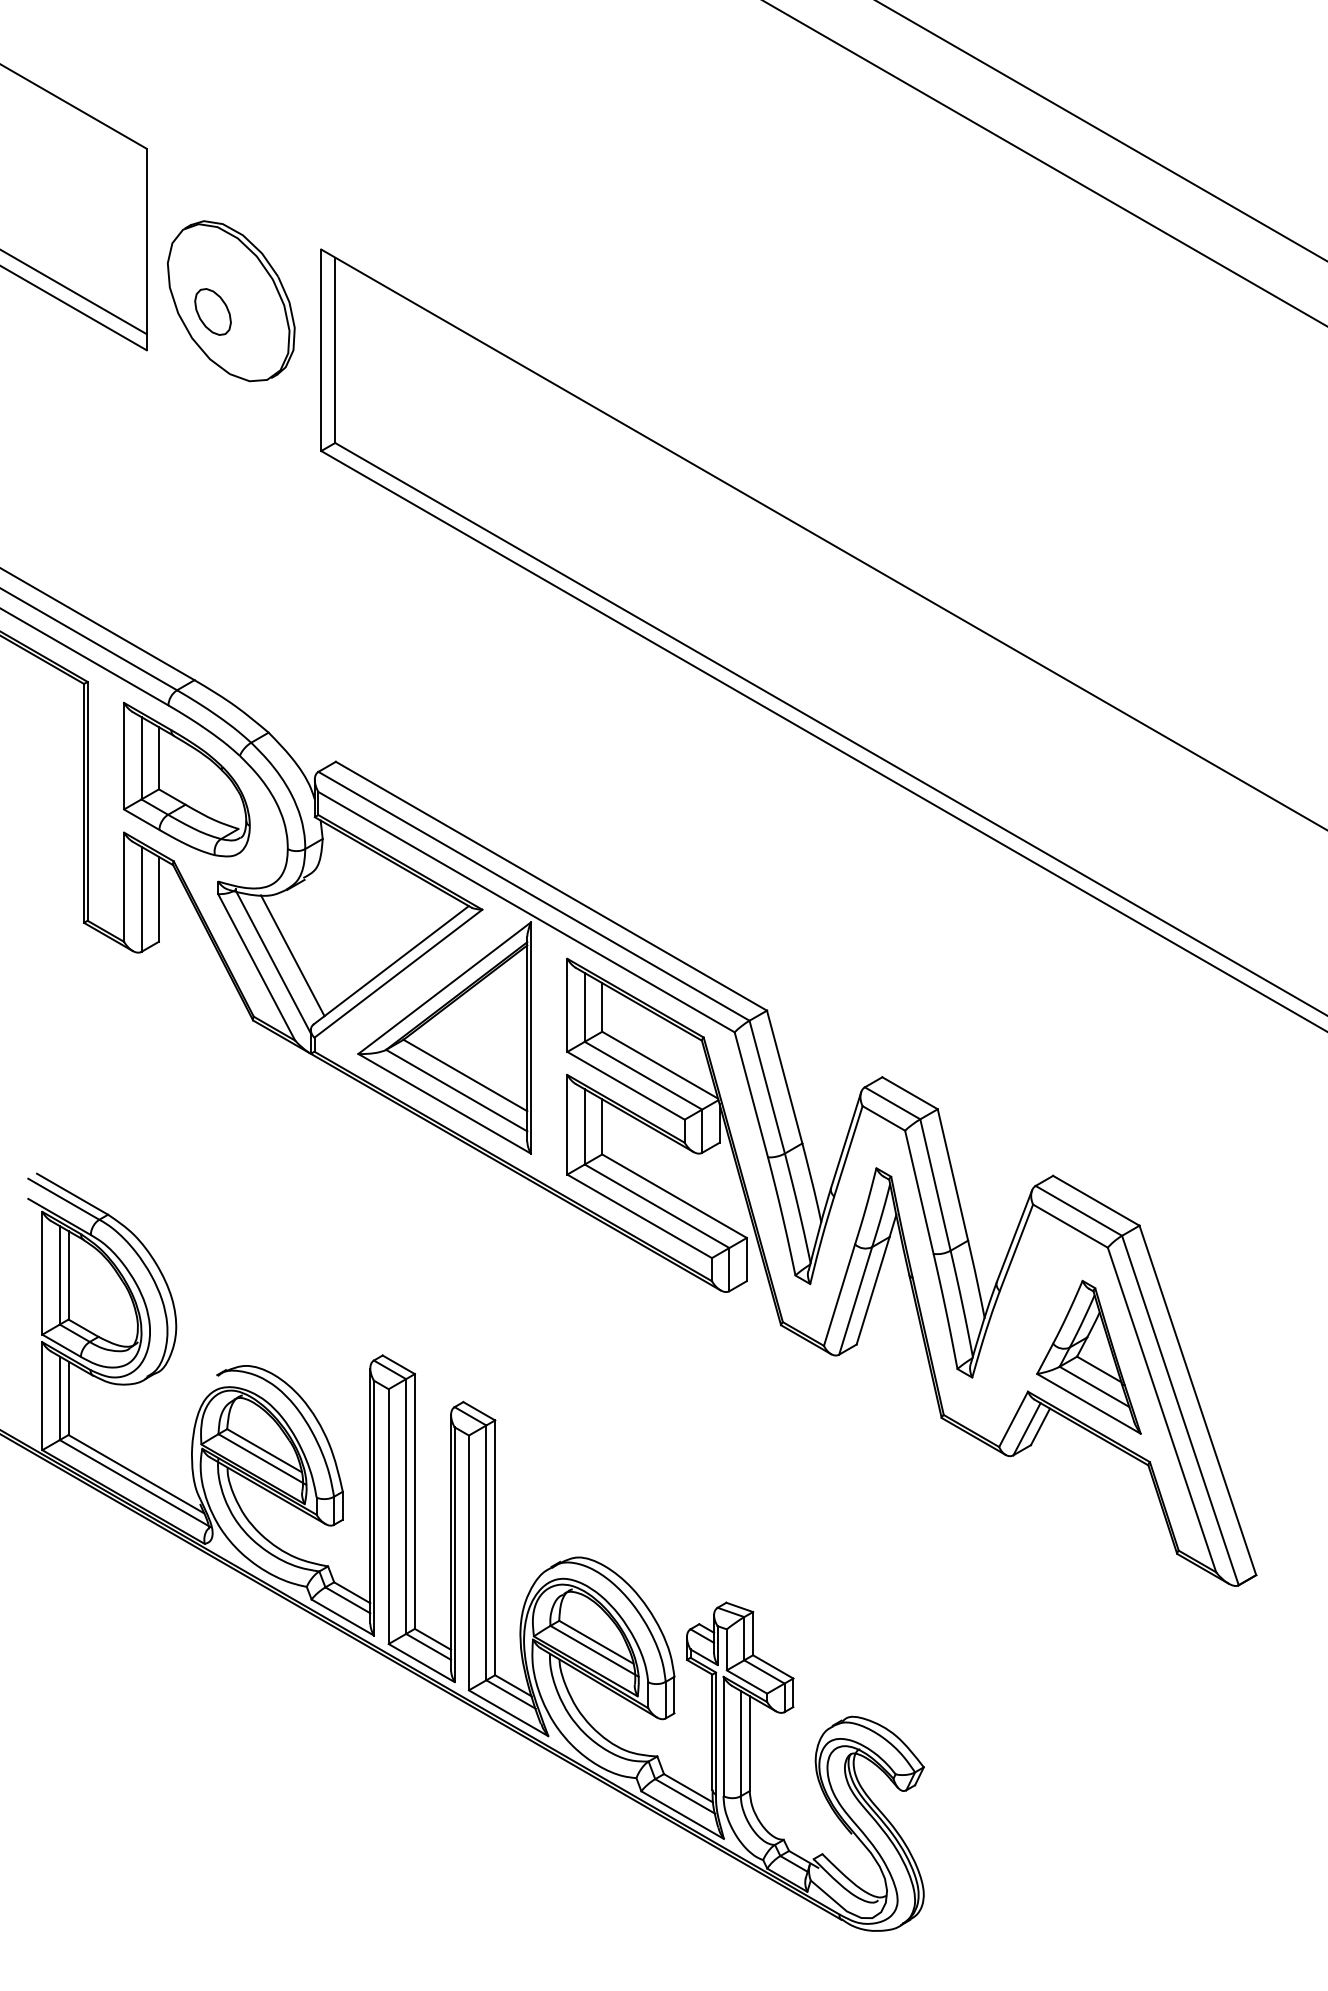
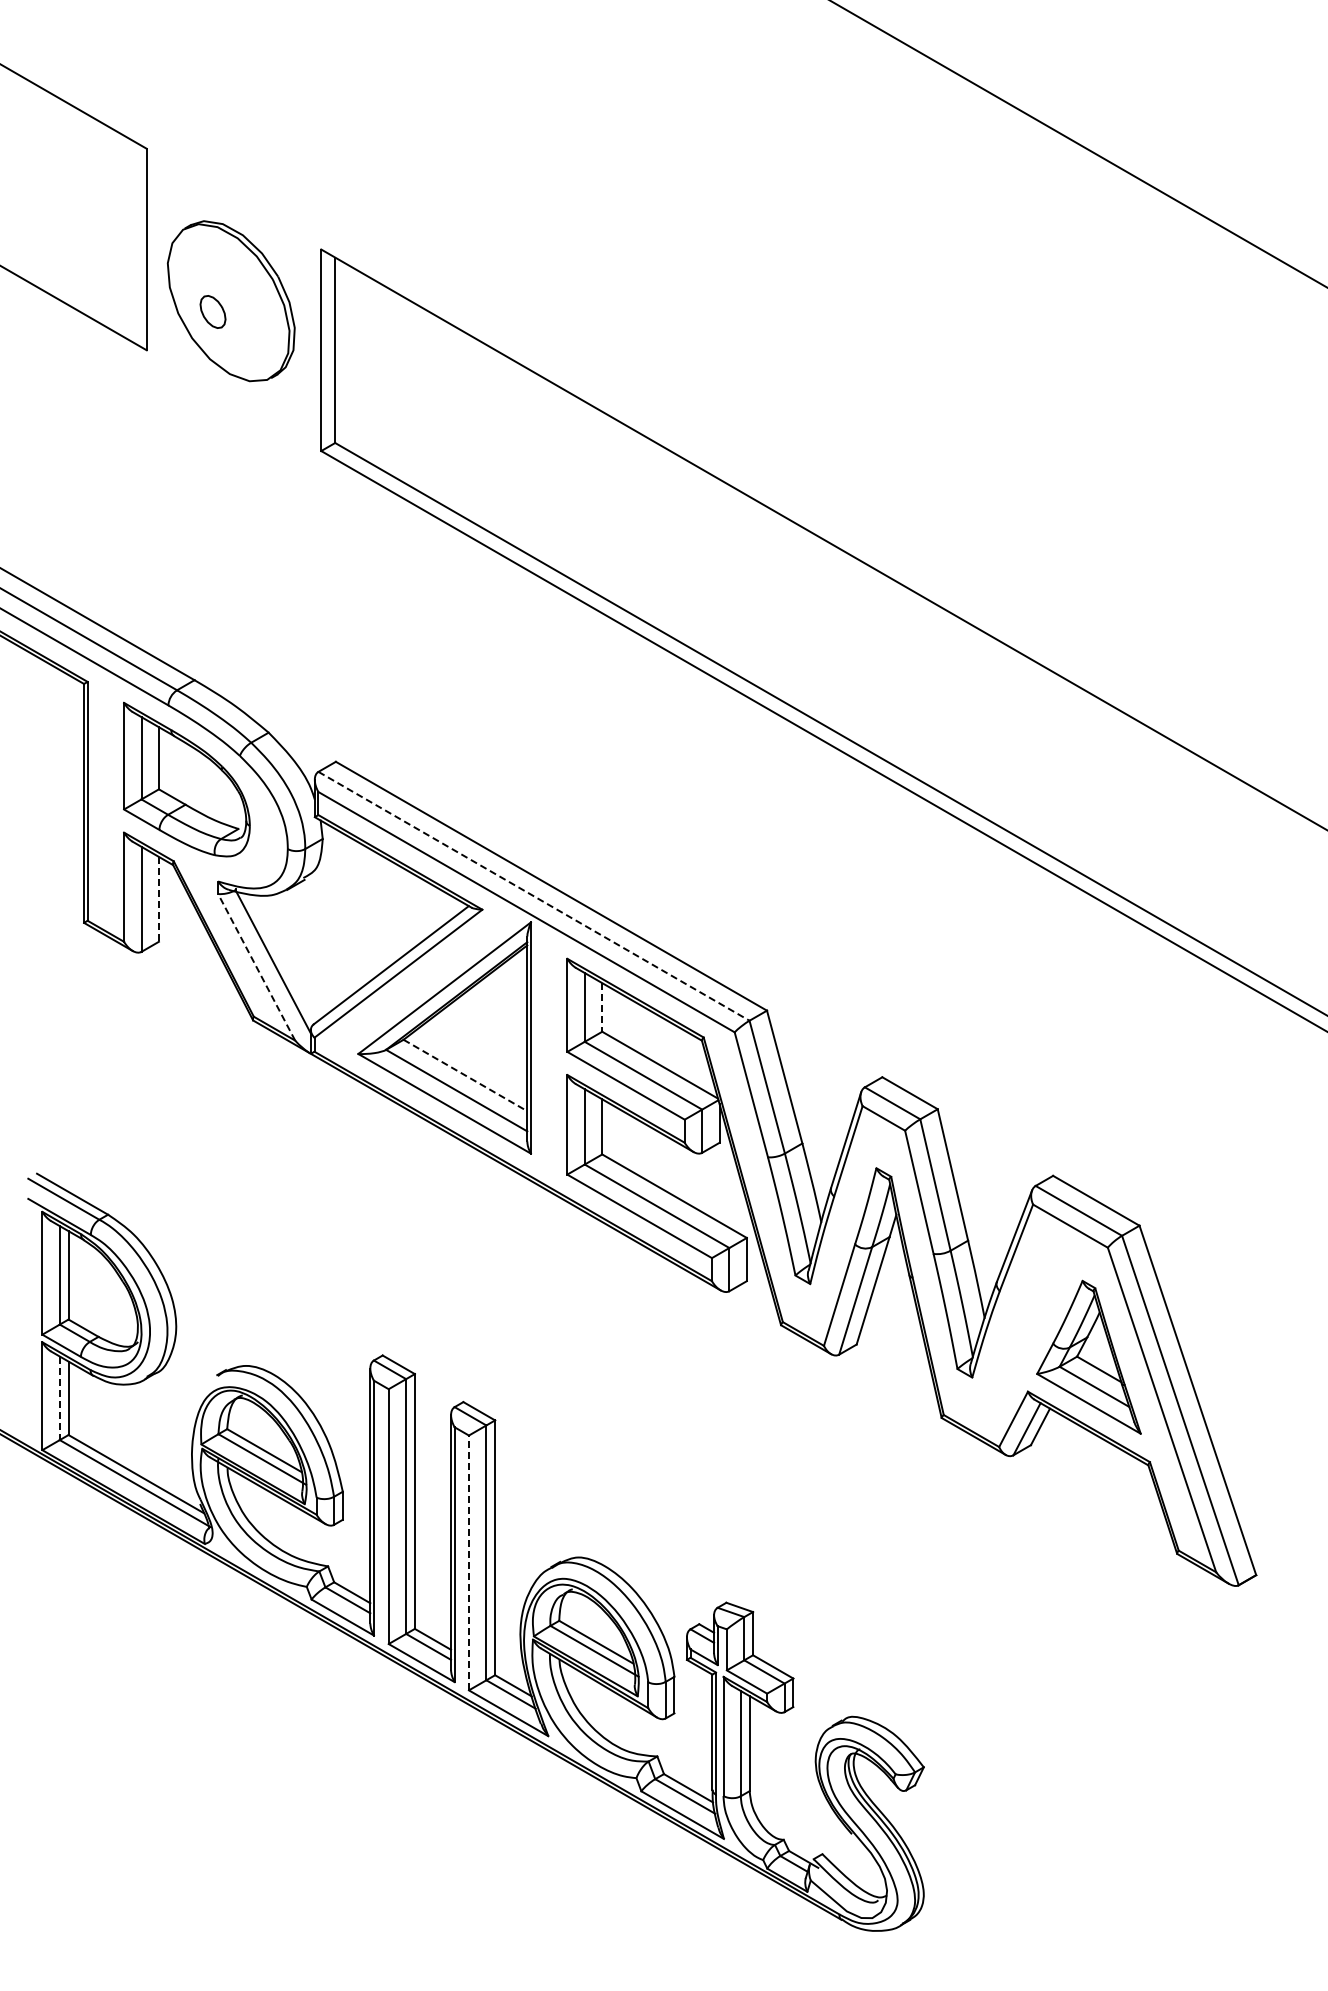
line: present -> none (1101, 130)
line position: (1044, 163) -> (1078, 144) (1078, 144)
line: present -> none (74, 292)
part size: 38x48 px -> 28x34 px (212, 311)
line: solid -> dashed (534, 896)
line: solid -> dashed (158, 899)
line: present -> none (292, 955)
line: solid -> dashed (256, 967)
line: solid -> dashed (602, 1007)
line: solid -> dashed (465, 1075)
line: solid -> dashed (59, 1398)
line: solid -> dashed (468, 1562)
